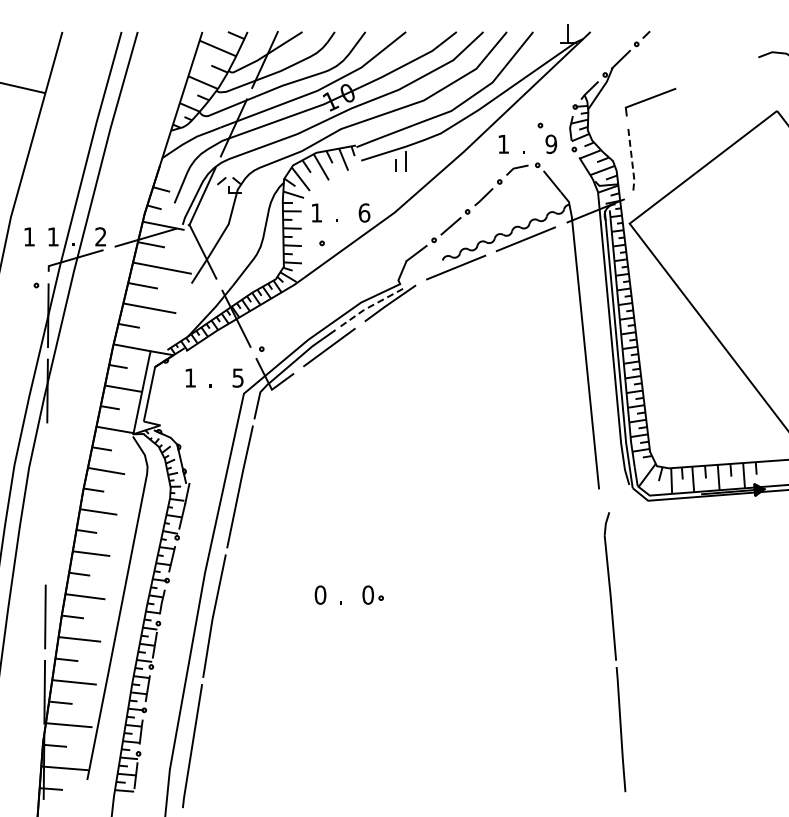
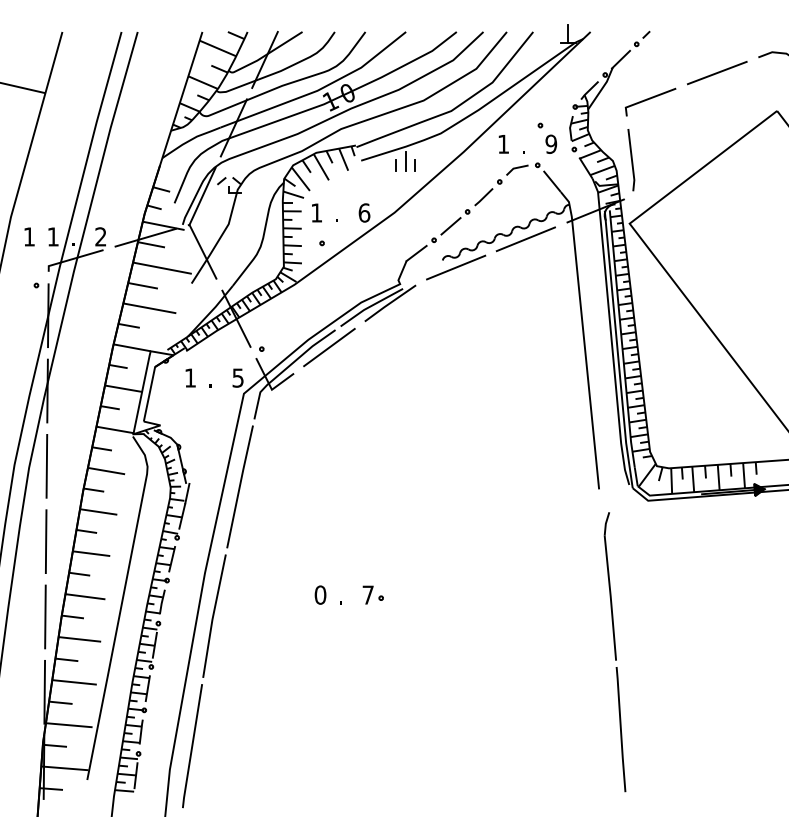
line: none -> present (716, 72)
line: dashed -> solid (632, 161)
line: none -> present (414, 165)
line: dashed -> solid (371, 306)
line: none -> present (46, 465)
line: none -> present (46, 541)
text: 0 -> 7 (368, 594)
